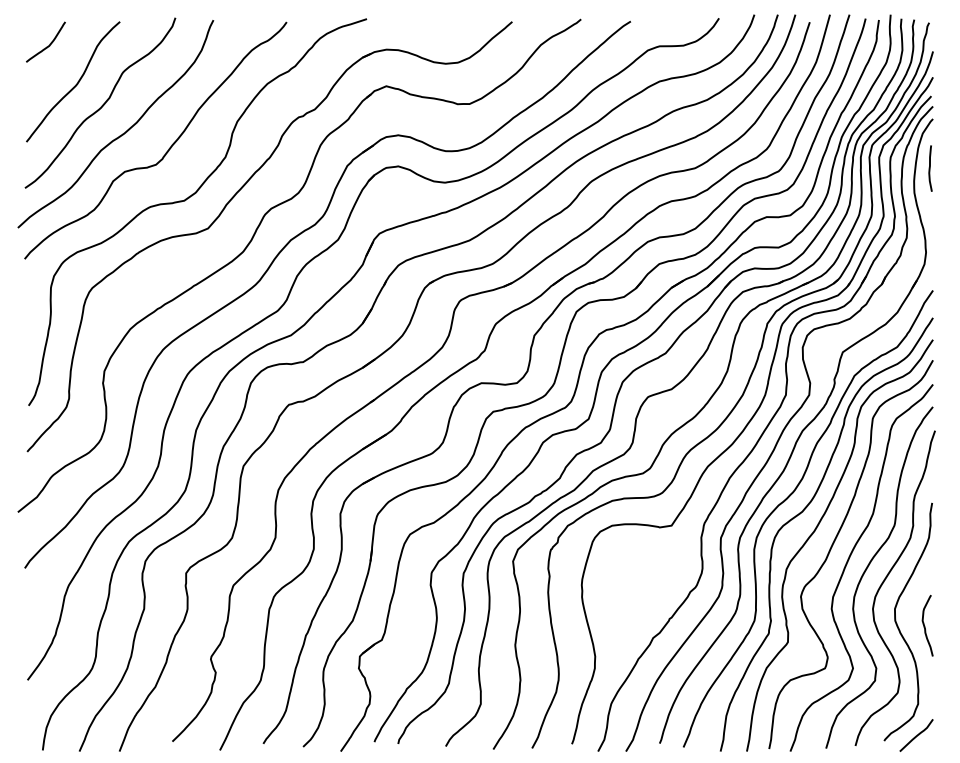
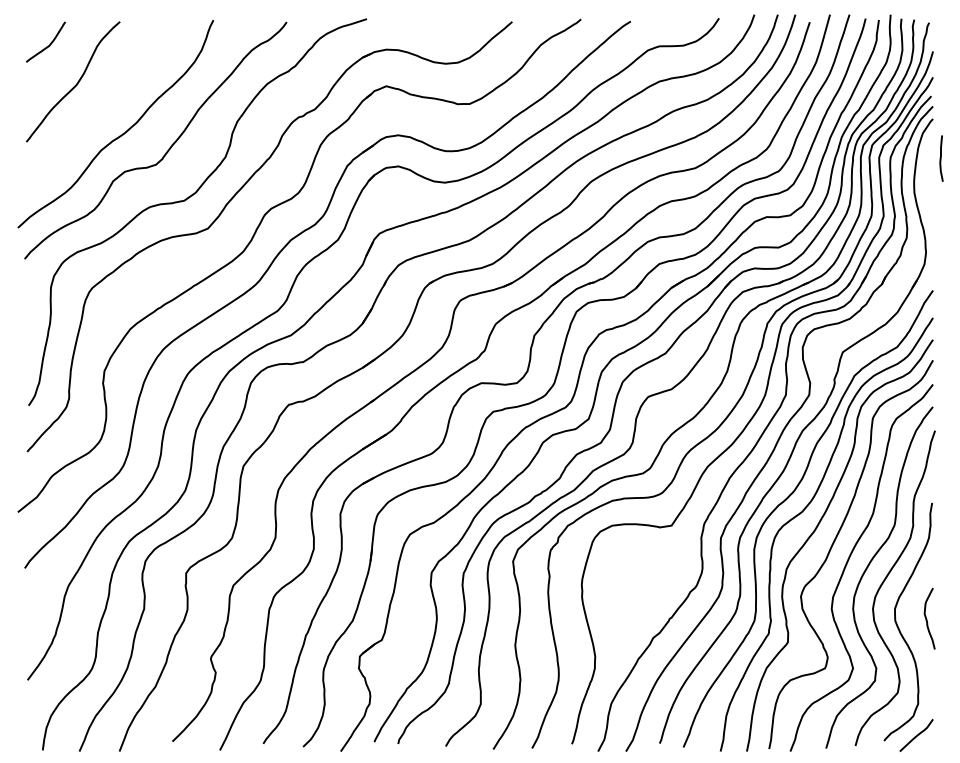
curve: present -> none (102, 104)
curve position: (930, 168) -> (941, 158) (941, 158)
curve position: (925, 626) -> (927, 619) (927, 619)
